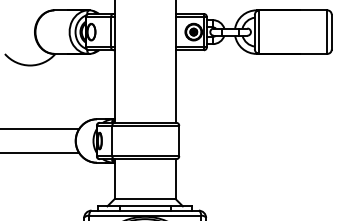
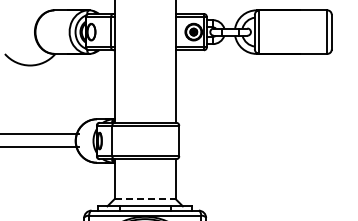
line position: (40, 129) -> (40, 134) (40, 134)
line position: (40, 152) -> (40, 146) (40, 146)
line: solid -> dashed (145, 199)
